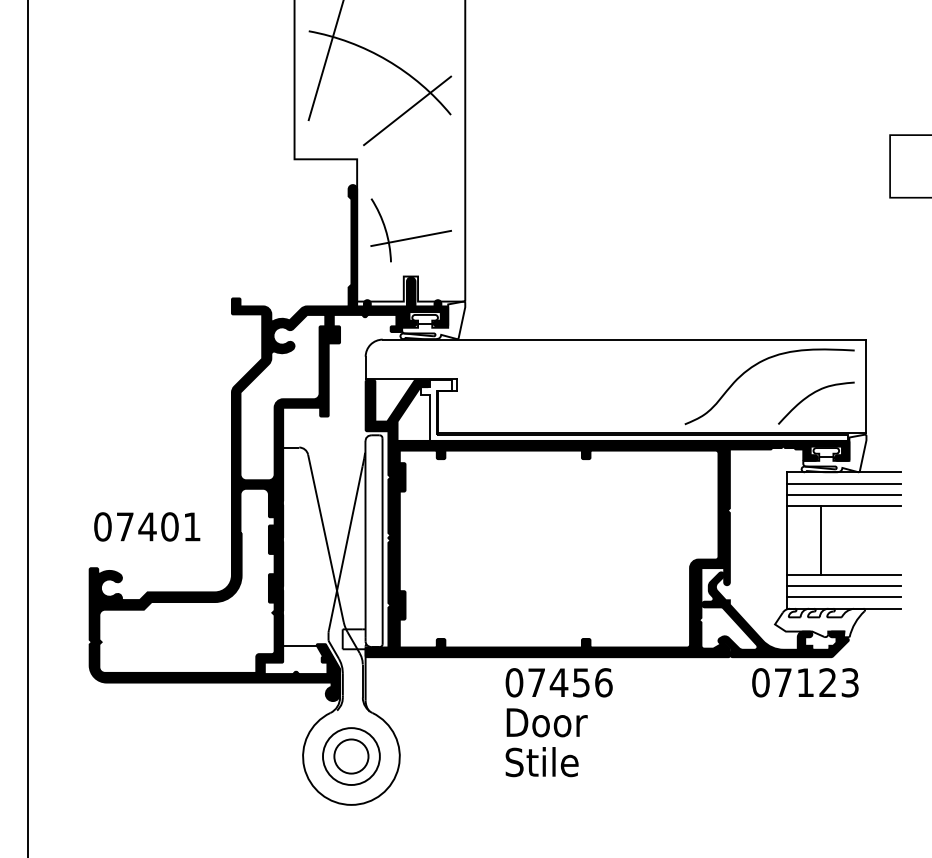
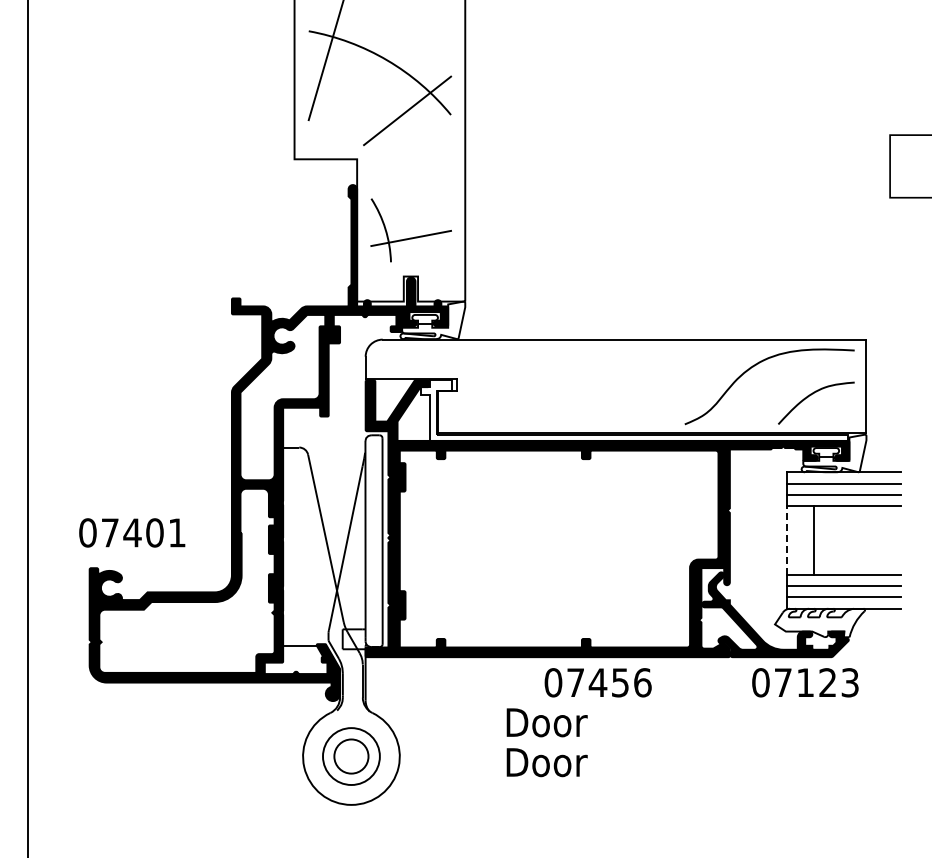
text position: (147, 526) -> (132, 532) (132, 532)
line: solid -> dashed (786, 540)
line position: (820, 540) -> (813, 540) (813, 540)
text position: (558, 682) -> (597, 682) (597, 682)
text: Stile -> Door (546, 762)
